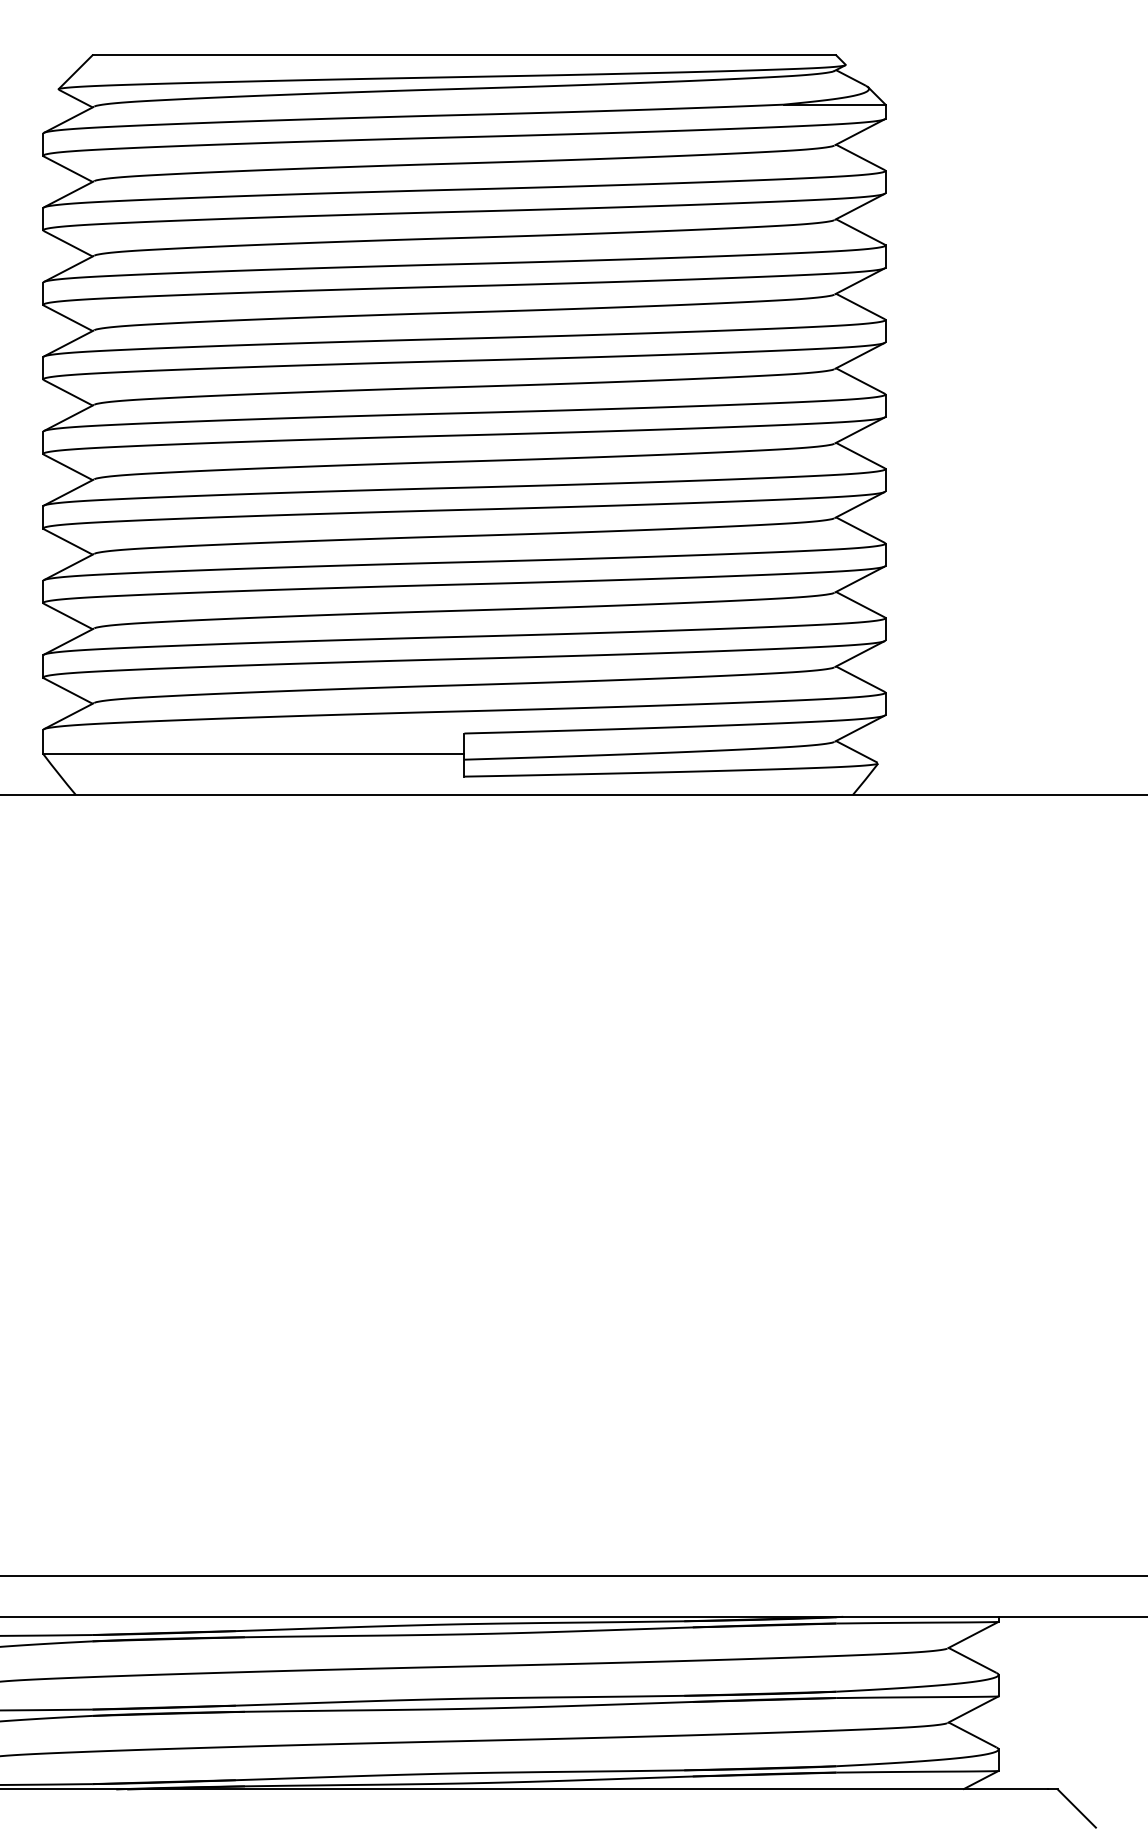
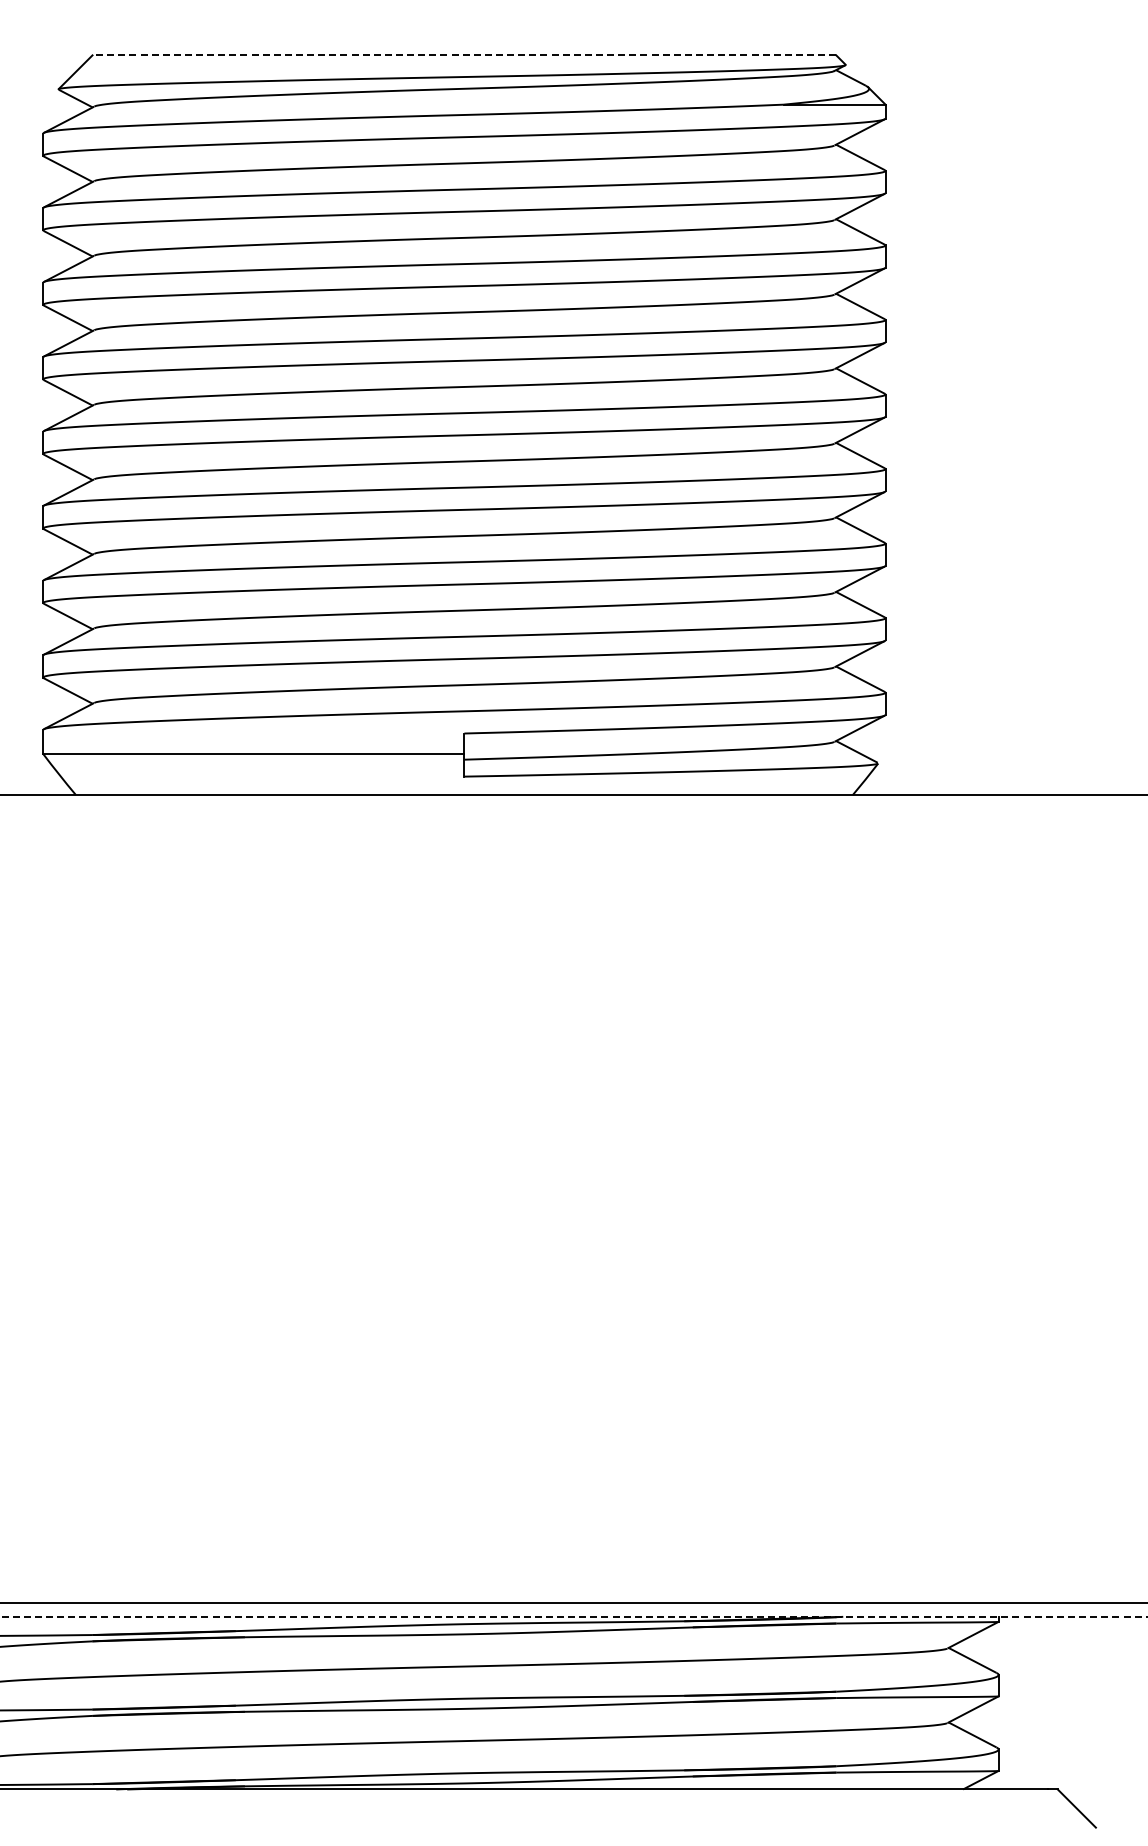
line: solid -> dashed (464, 55)
line position: (573, 1575) -> (573, 1602) (573, 1602)
line: solid -> dashed (574, 1616)
